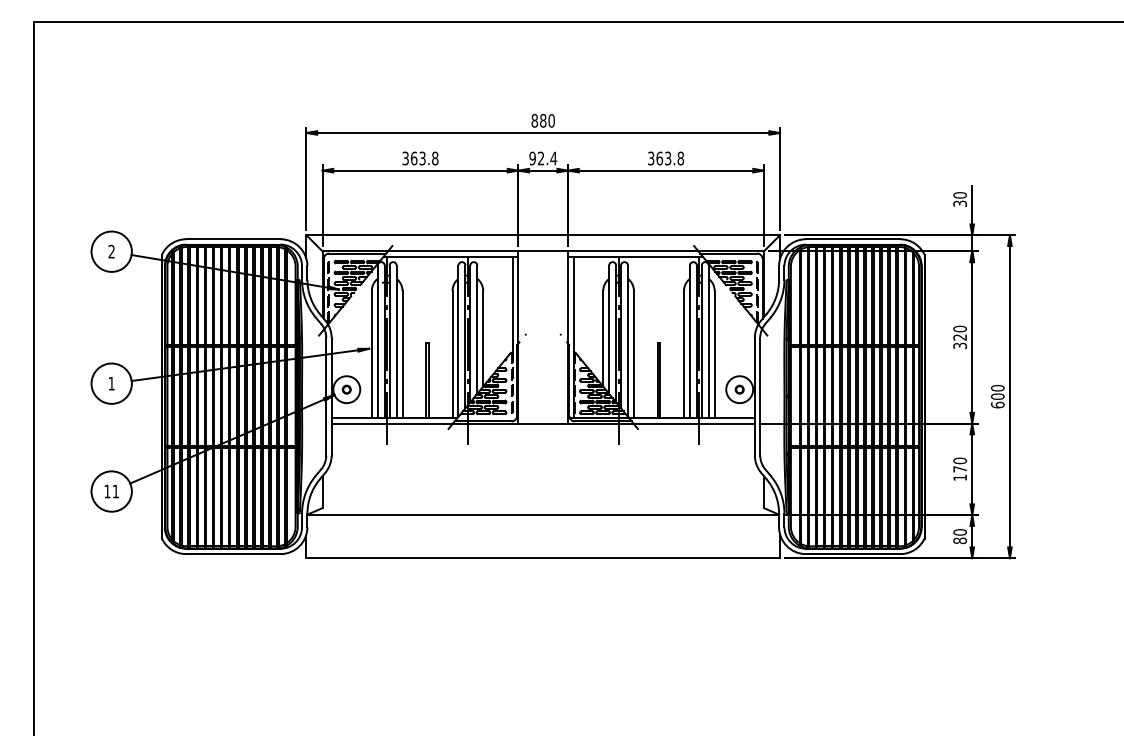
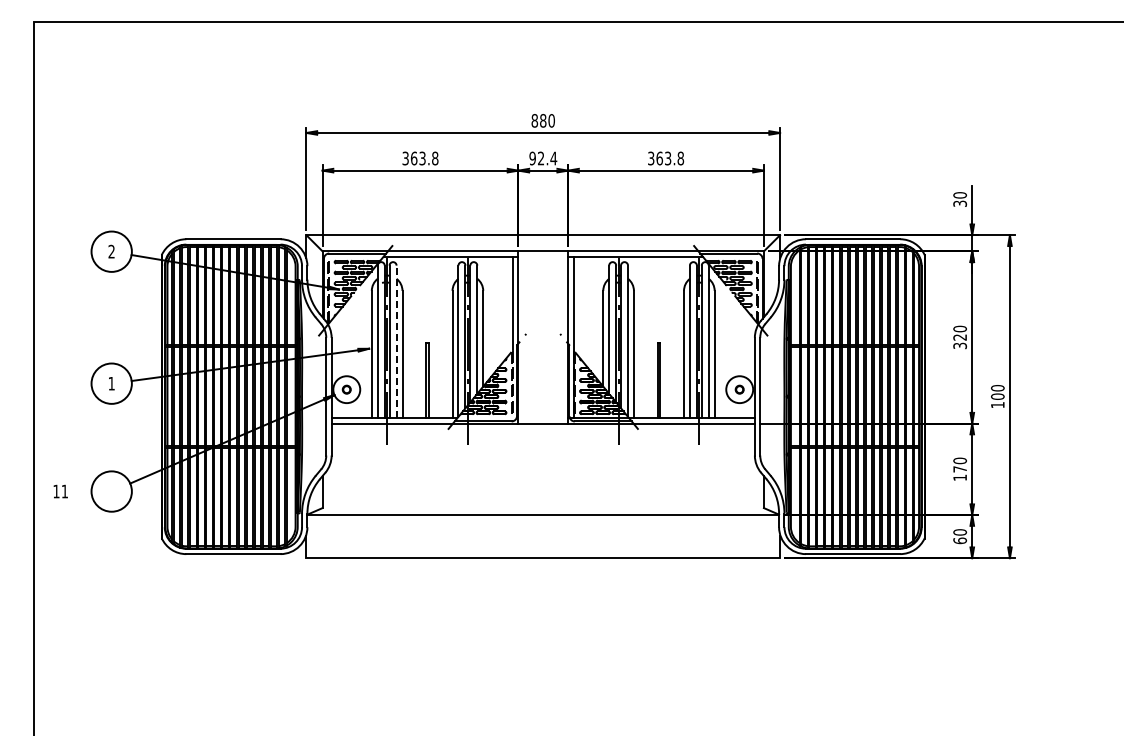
line: solid -> dashed (396, 341)
text: 600 -> 100 (997, 404)
text position: (111, 491) -> (60, 491) (60, 491)
text: 80 -> 60 (959, 540)
